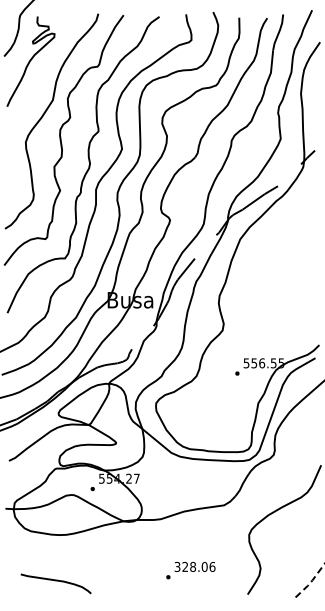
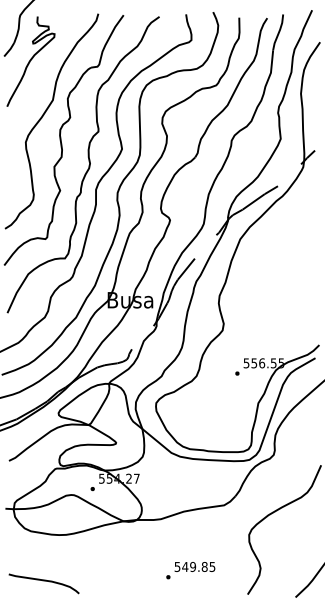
text: 328.06 -> 549.85 (195, 566)
curve position: (55, 581) -> (43, 581) (43, 581)
line: dashed -> solid (311, 581)
